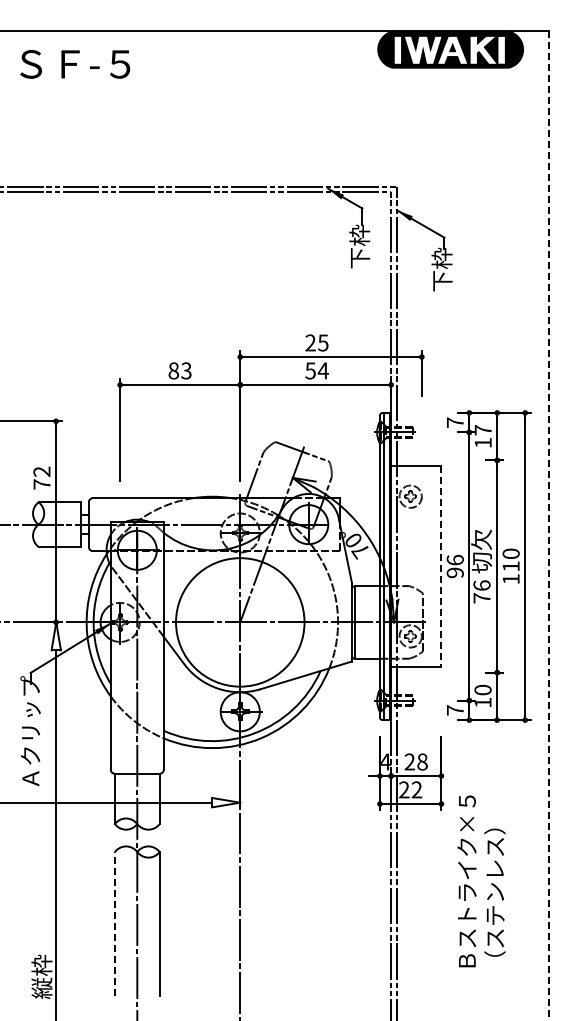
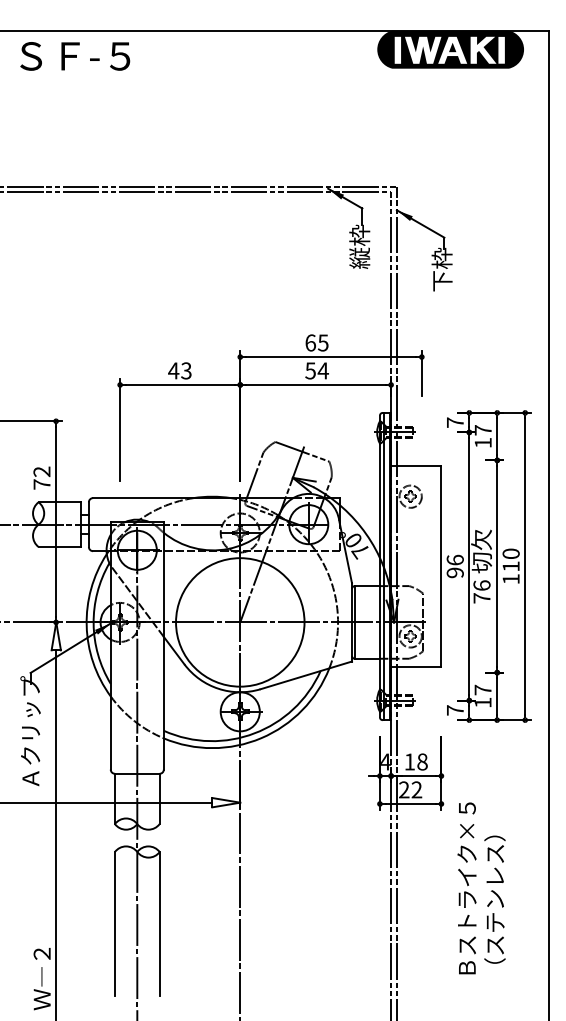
text position: (75, 64) -> (75, 56) (75, 56)
text: 下枠 -> 縦枠 (359, 257)
text: 25 -> 65 (310, 342)
text: 83 -> 43 (173, 370)
line: dashed -> solid (549, 525)
line: dashed -> solid (441, 566)
text: 10 -> 17 (482, 689)
text: 28 -> 18 (409, 761)
text position: (481, 881) -> (481, 888) (481, 888)
line: dashed -> solid (114, 923)
text: 縦枠 -> Ｗ―２ (41, 978)
